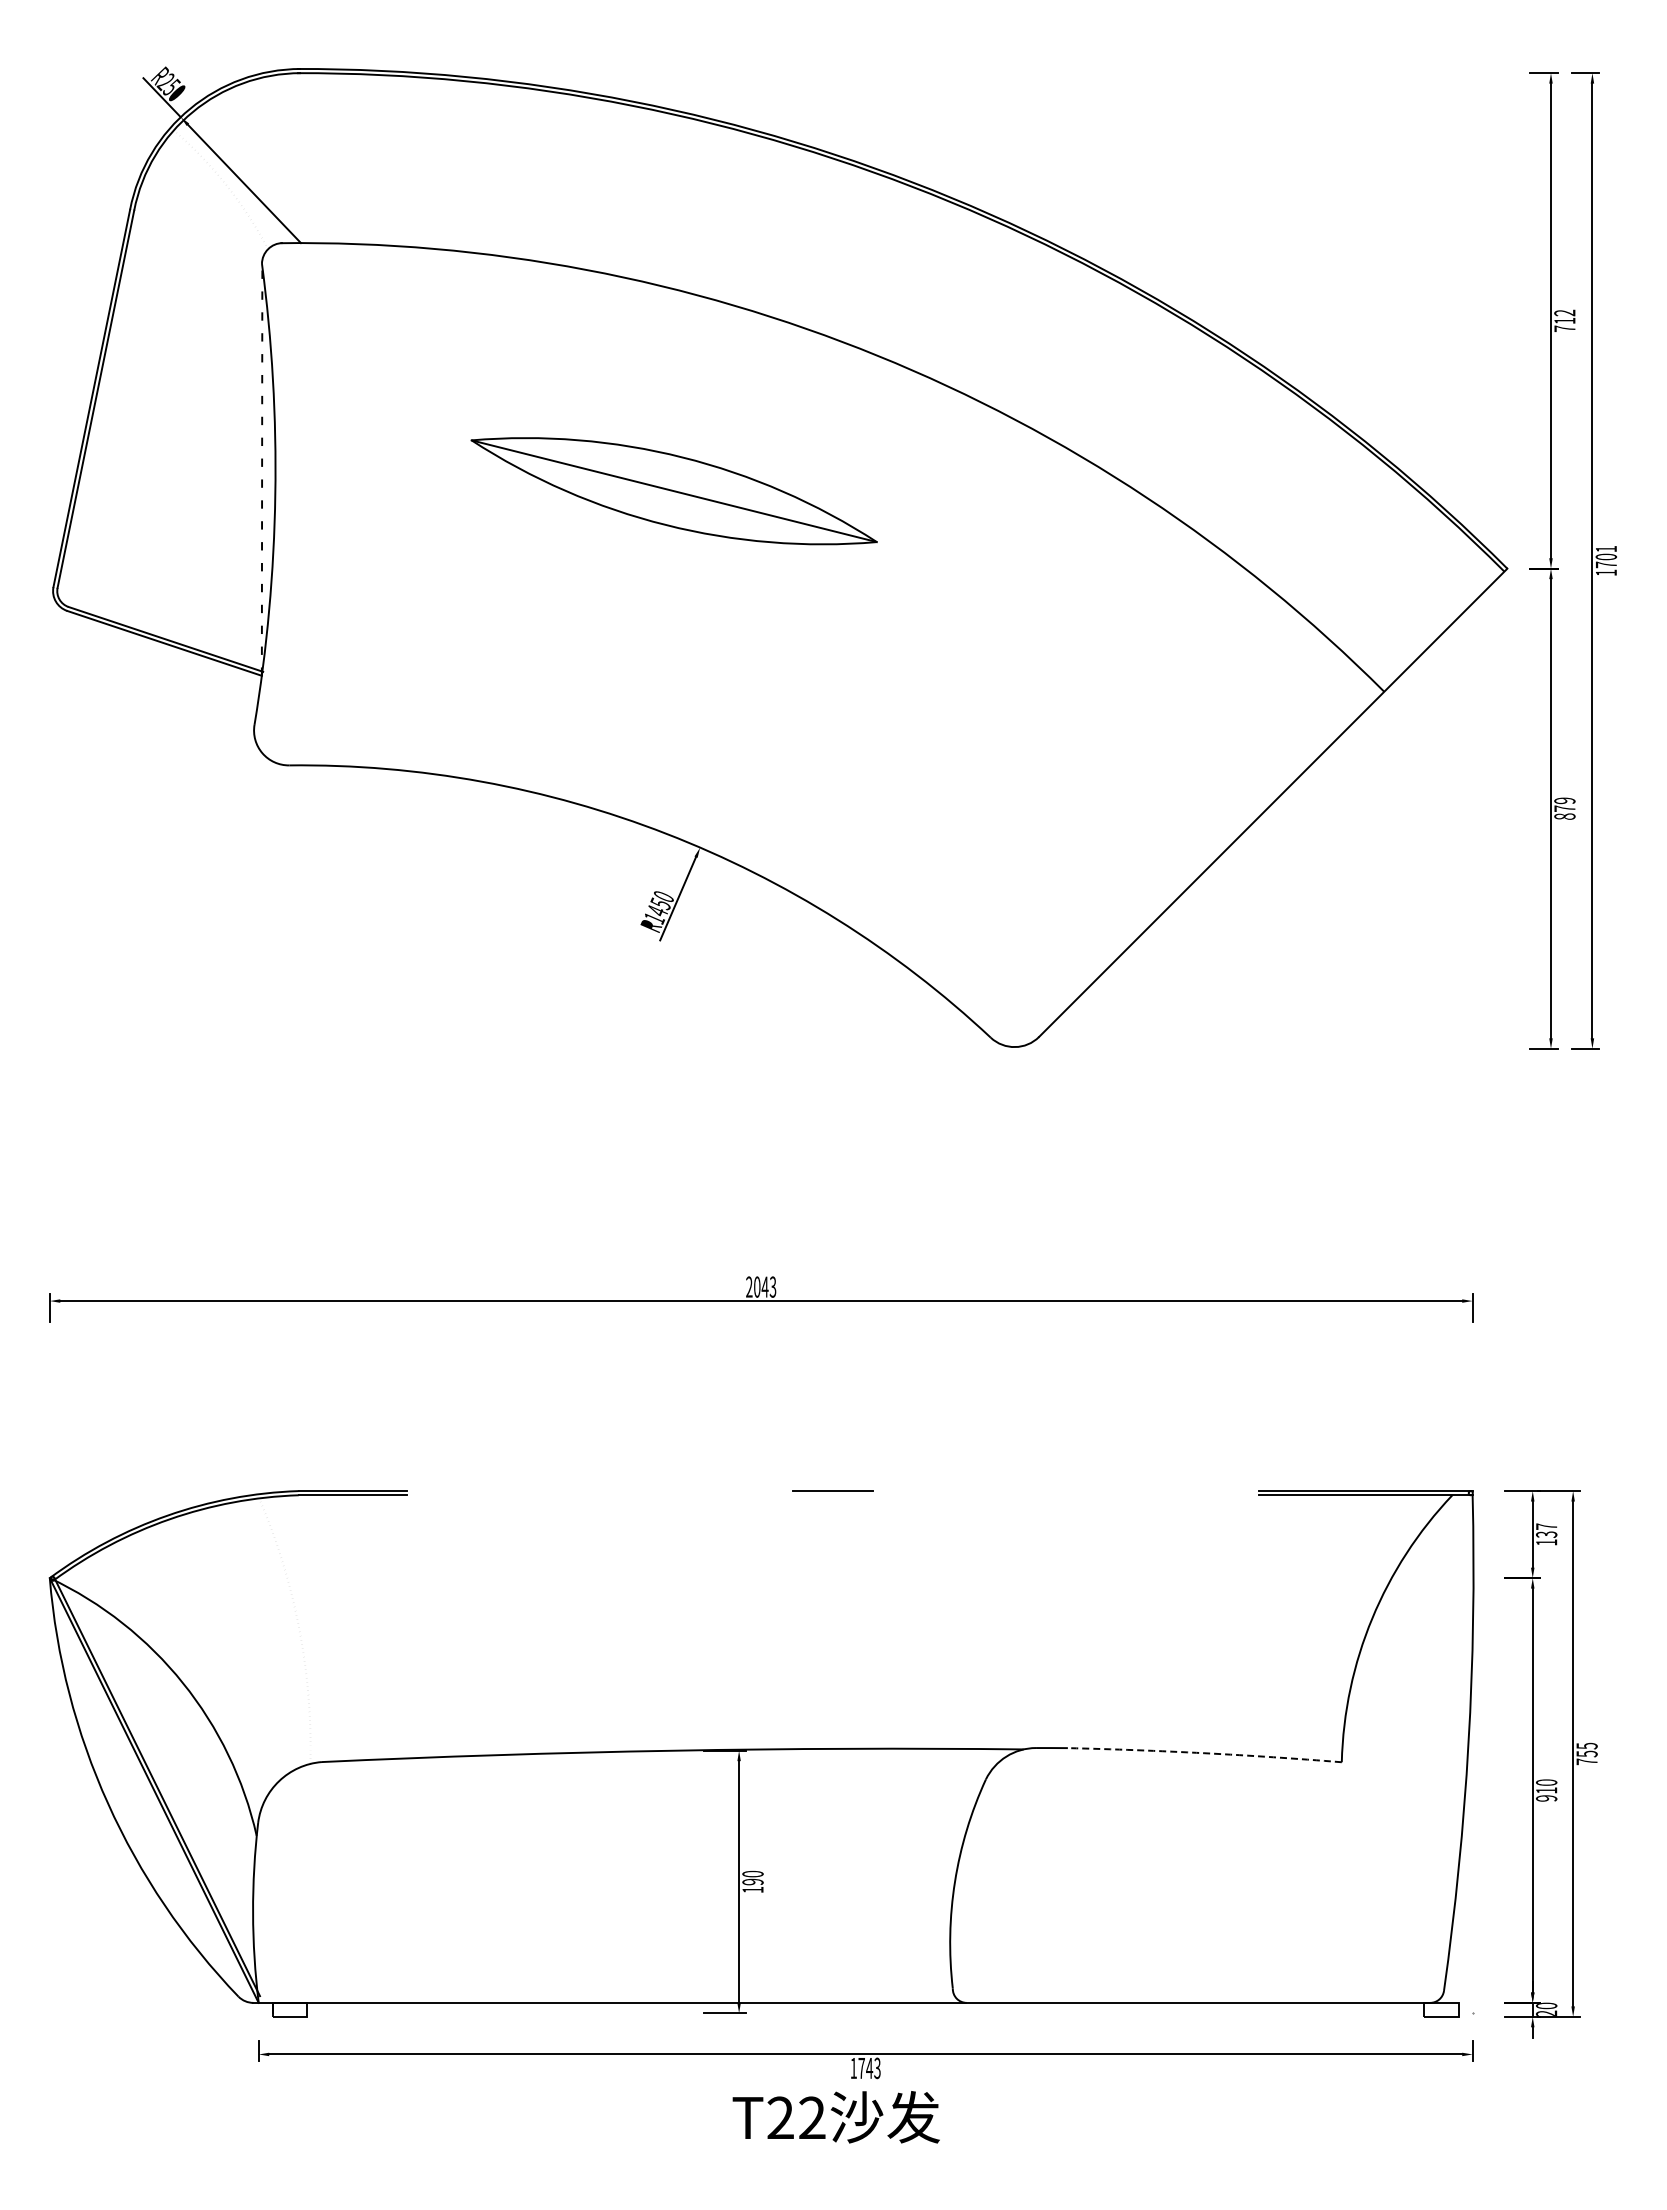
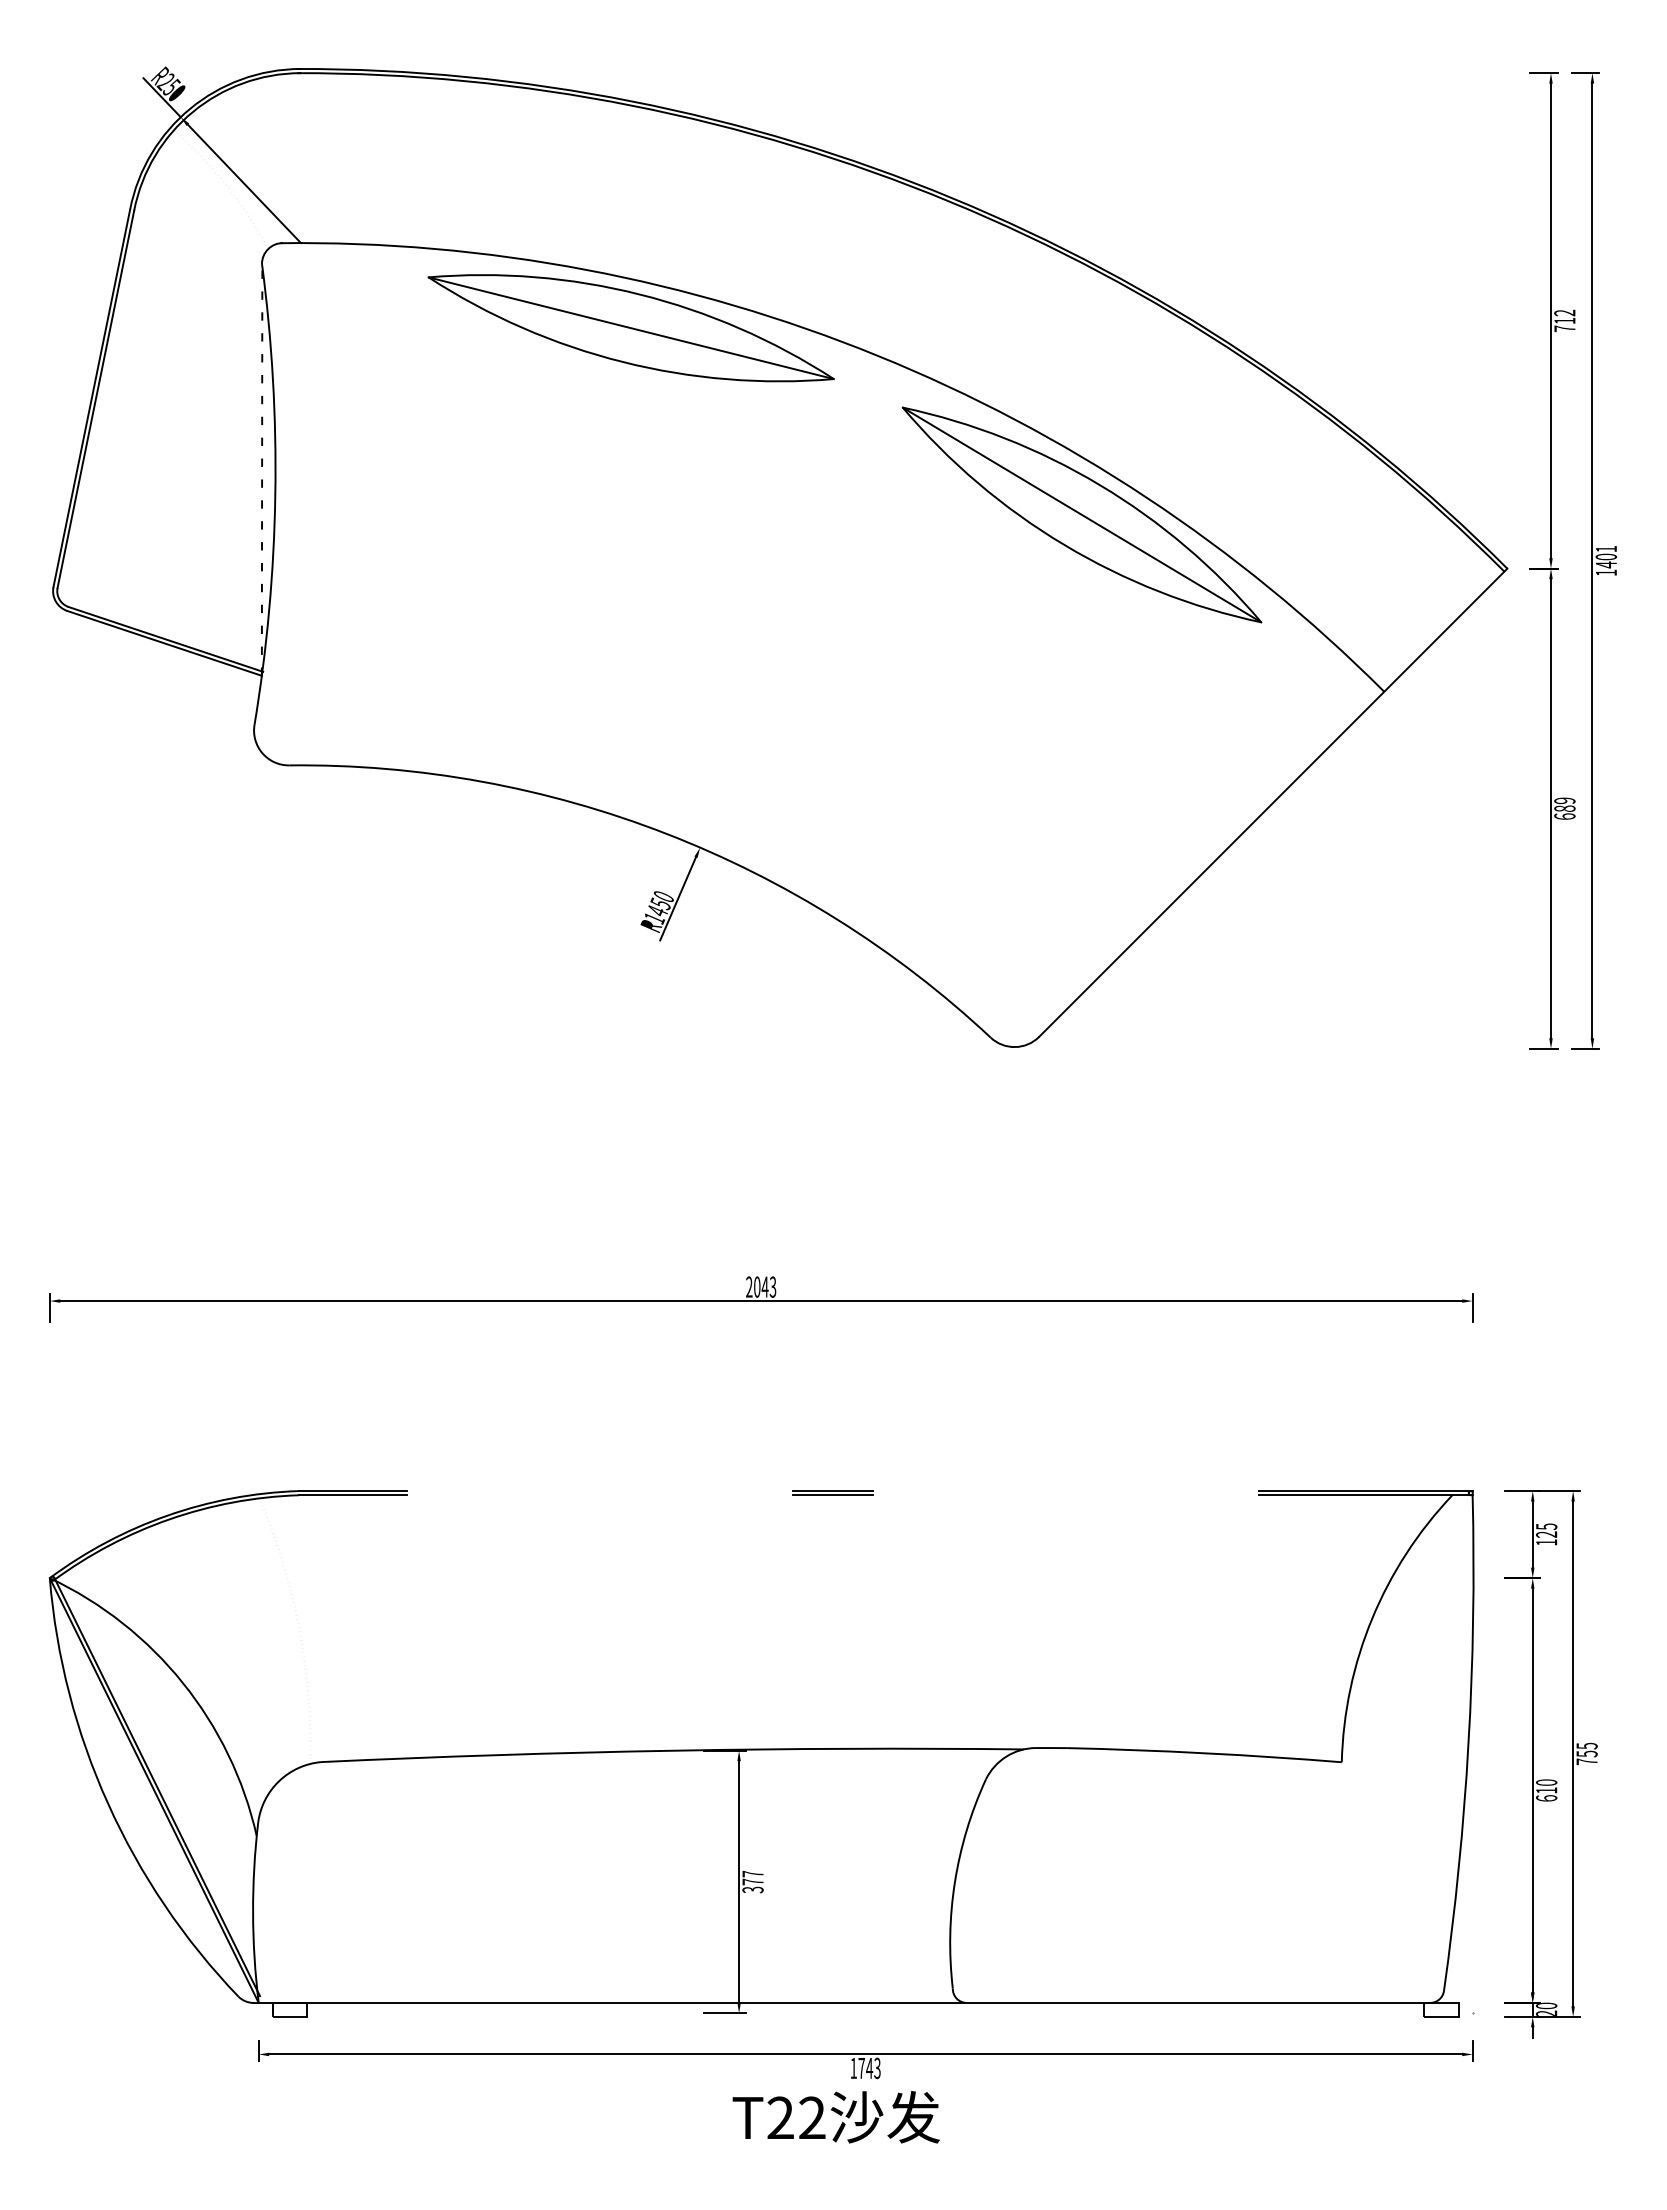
part position: (673, 491) -> (630, 328) (630, 328)
part: none -> present (1081, 514)
text: 1701 -> 1401 (1606, 564)
text: 879 -> 689 (1564, 812)
line: none -> present (832, 1495)
text: 137 -> 125 (1546, 1530)
arc: dashed -> solid (1204, 1753)
text: 910 -> 610 (1546, 1798)
text: 190 -> 377 (752, 1881)
